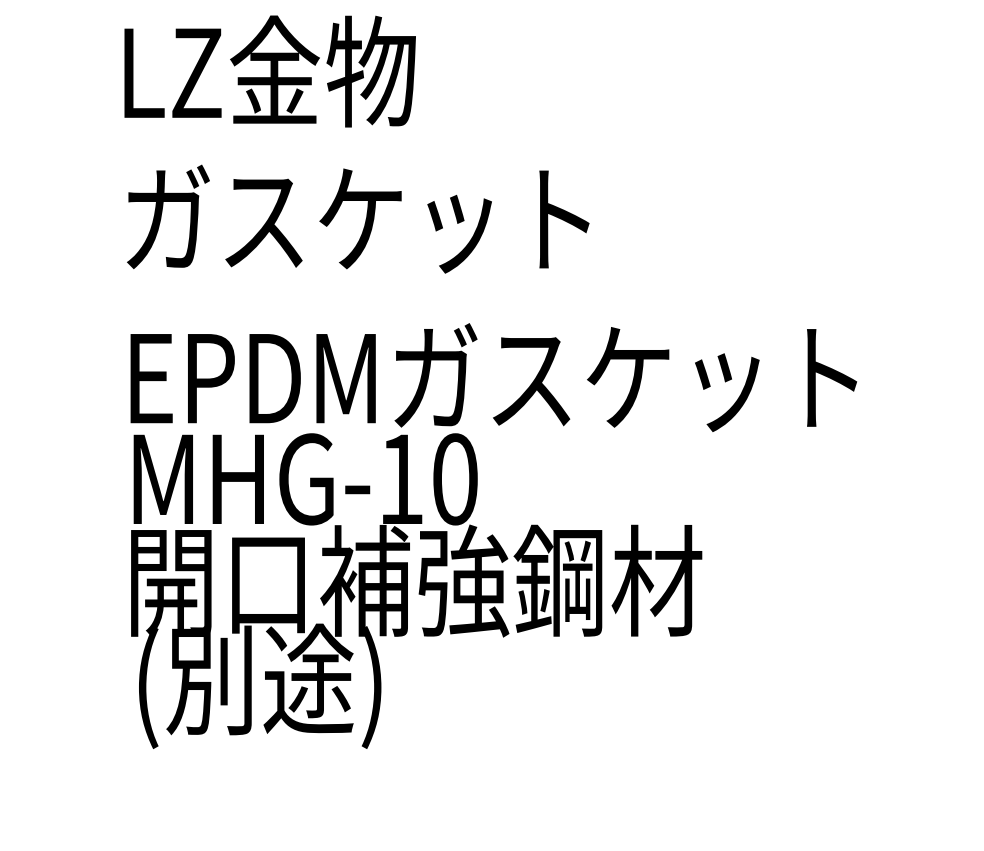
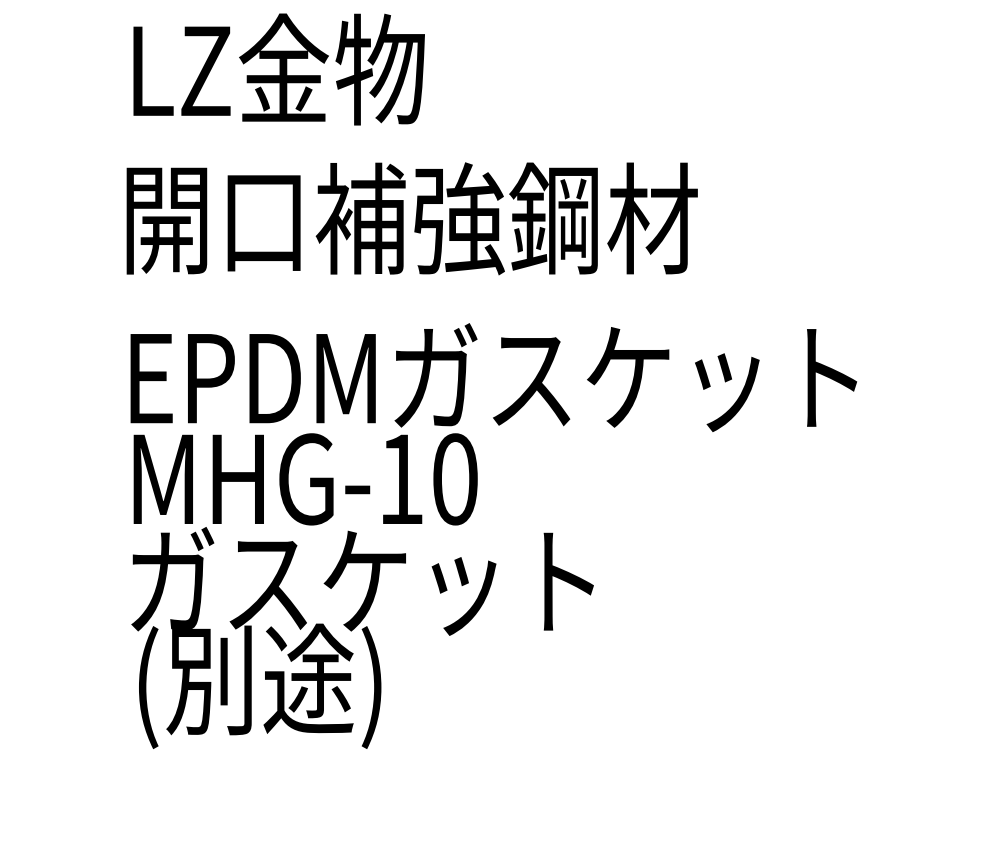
text position: (269, 71) -> (278, 69) (278, 69)
text: ガスケット -> 開口補強鋼材 (411, 218)
text: 開口補強鋼材 -> ガスケット (416, 580)
